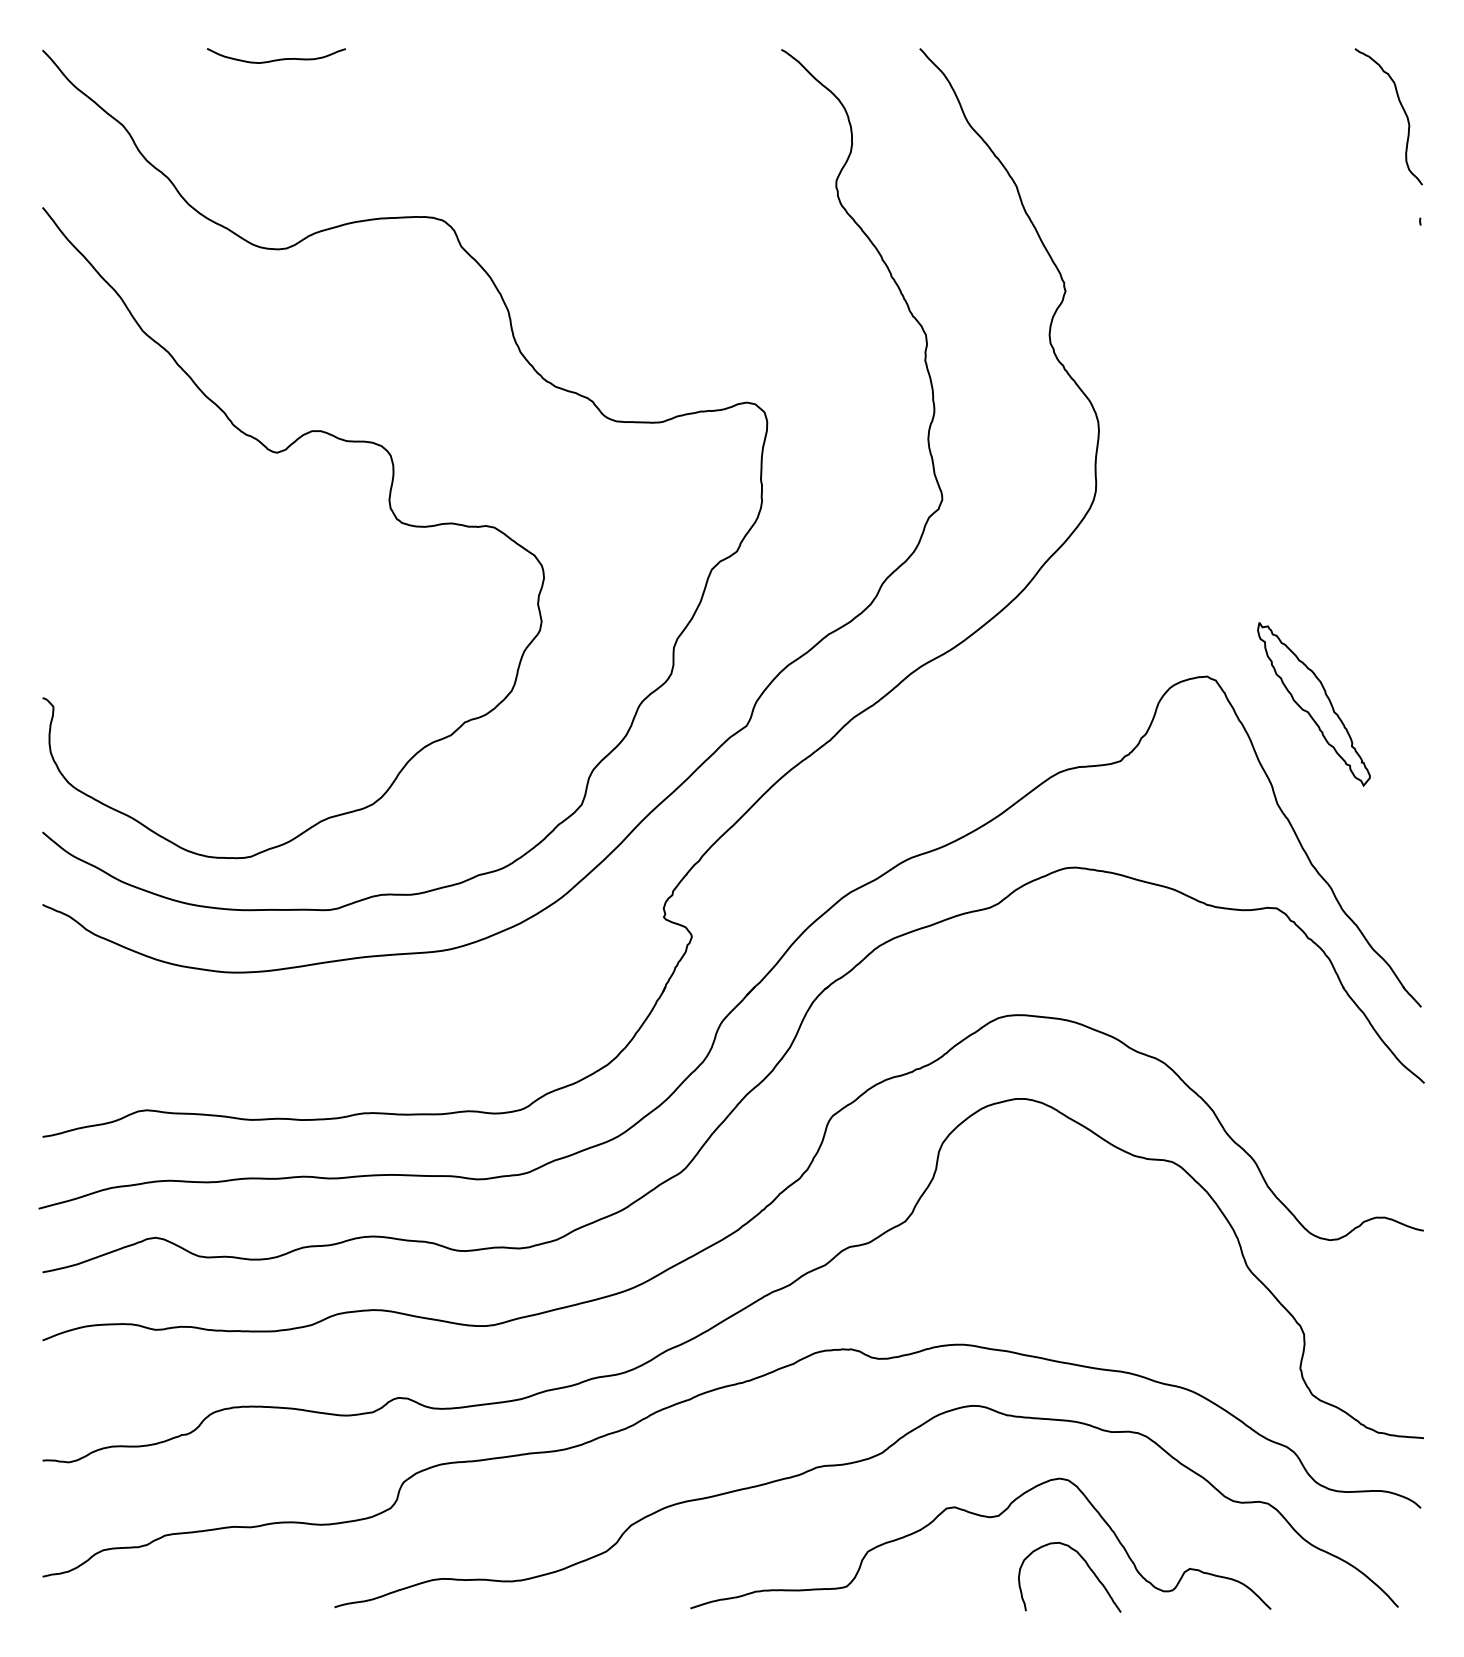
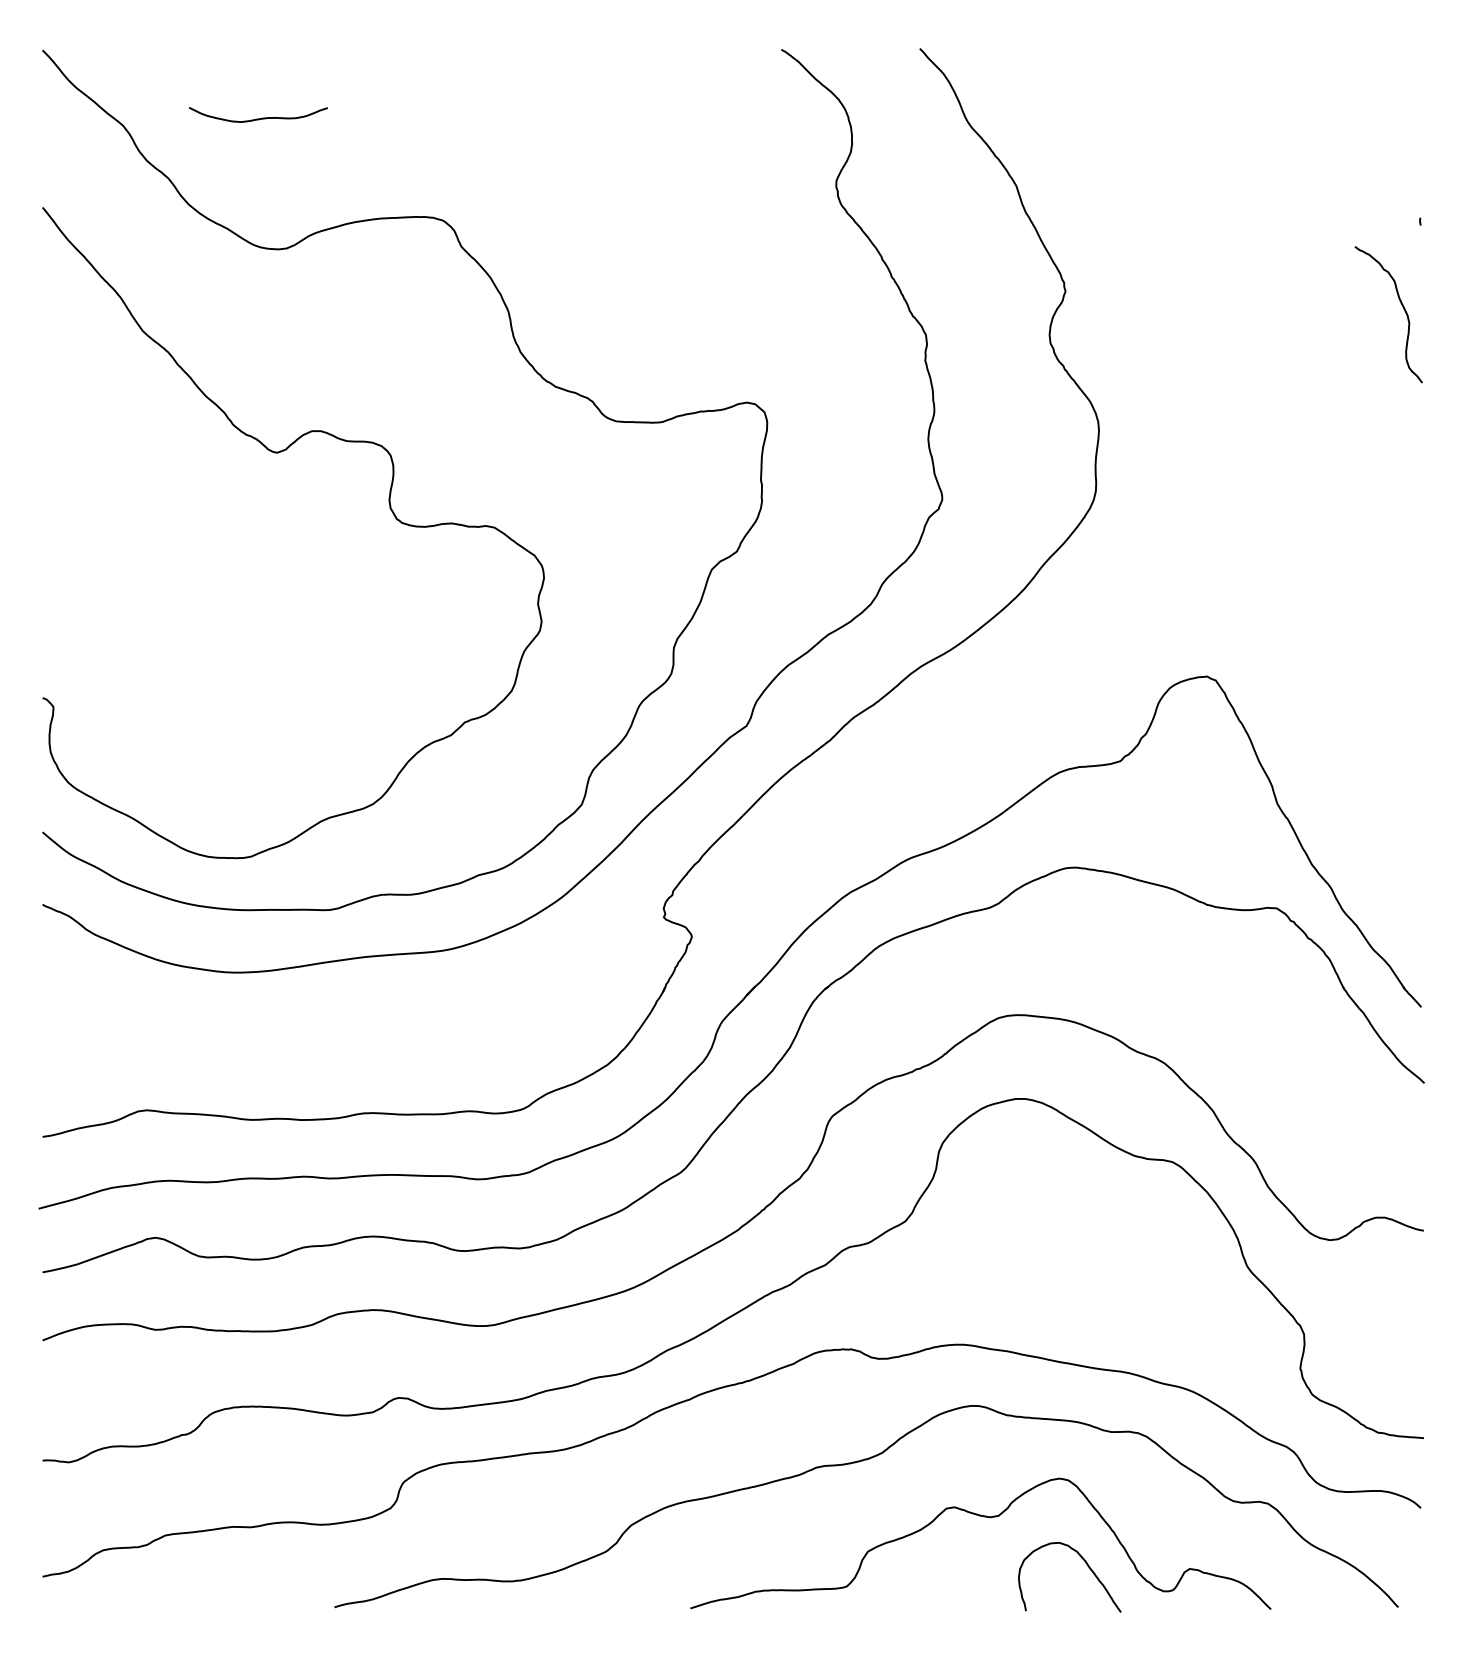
curve position: (275, 59) -> (257, 118) (257, 118)
curve position: (1402, 109) -> (1402, 307) (1402, 307)
part: present -> none (1313, 704)
